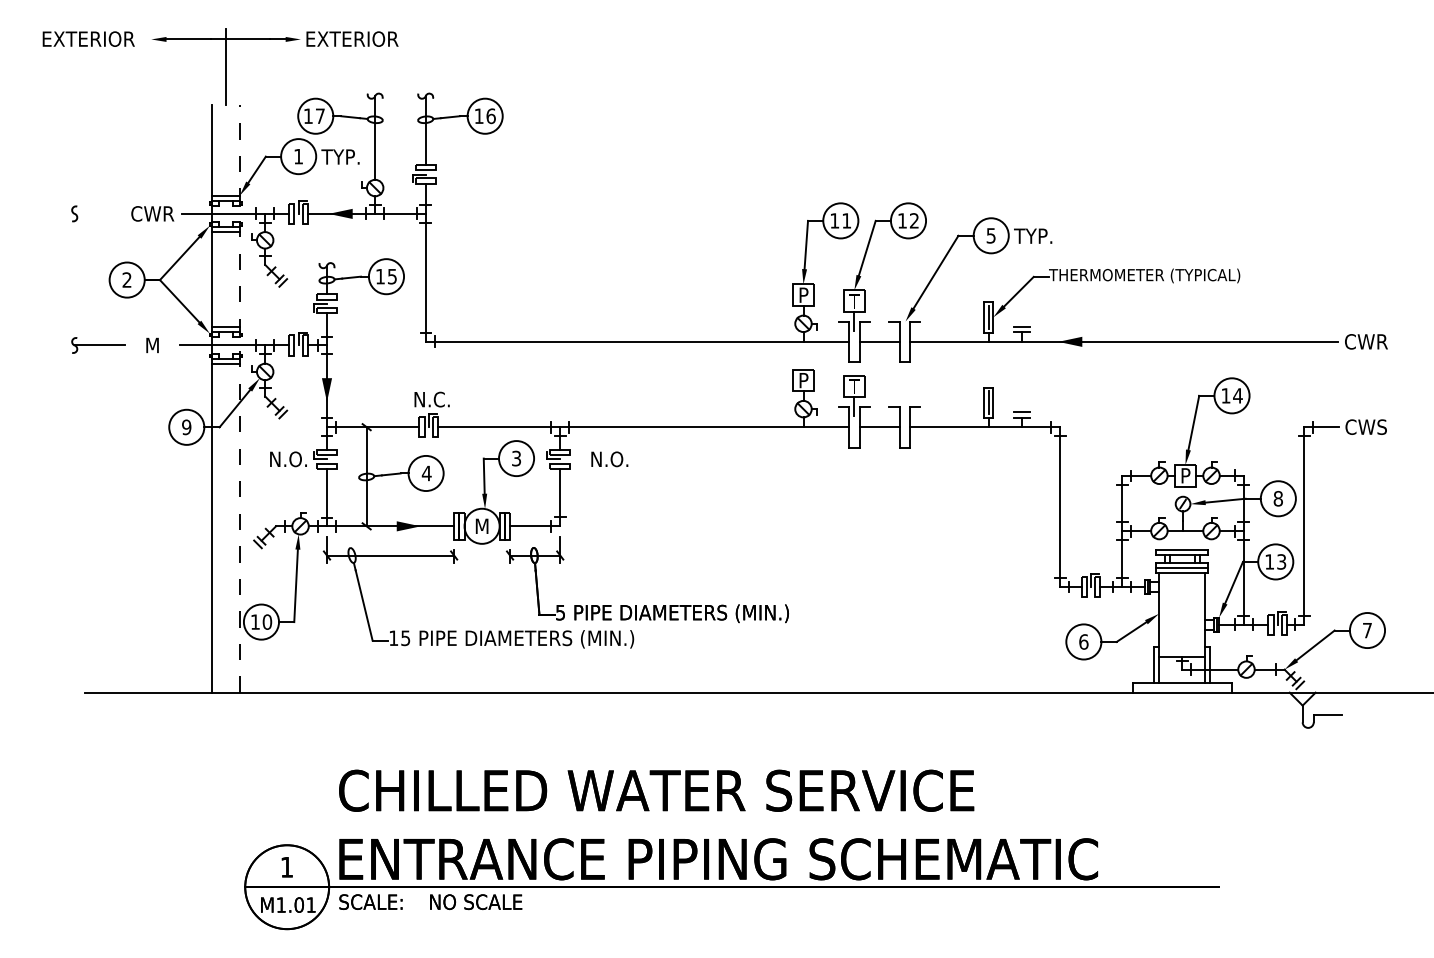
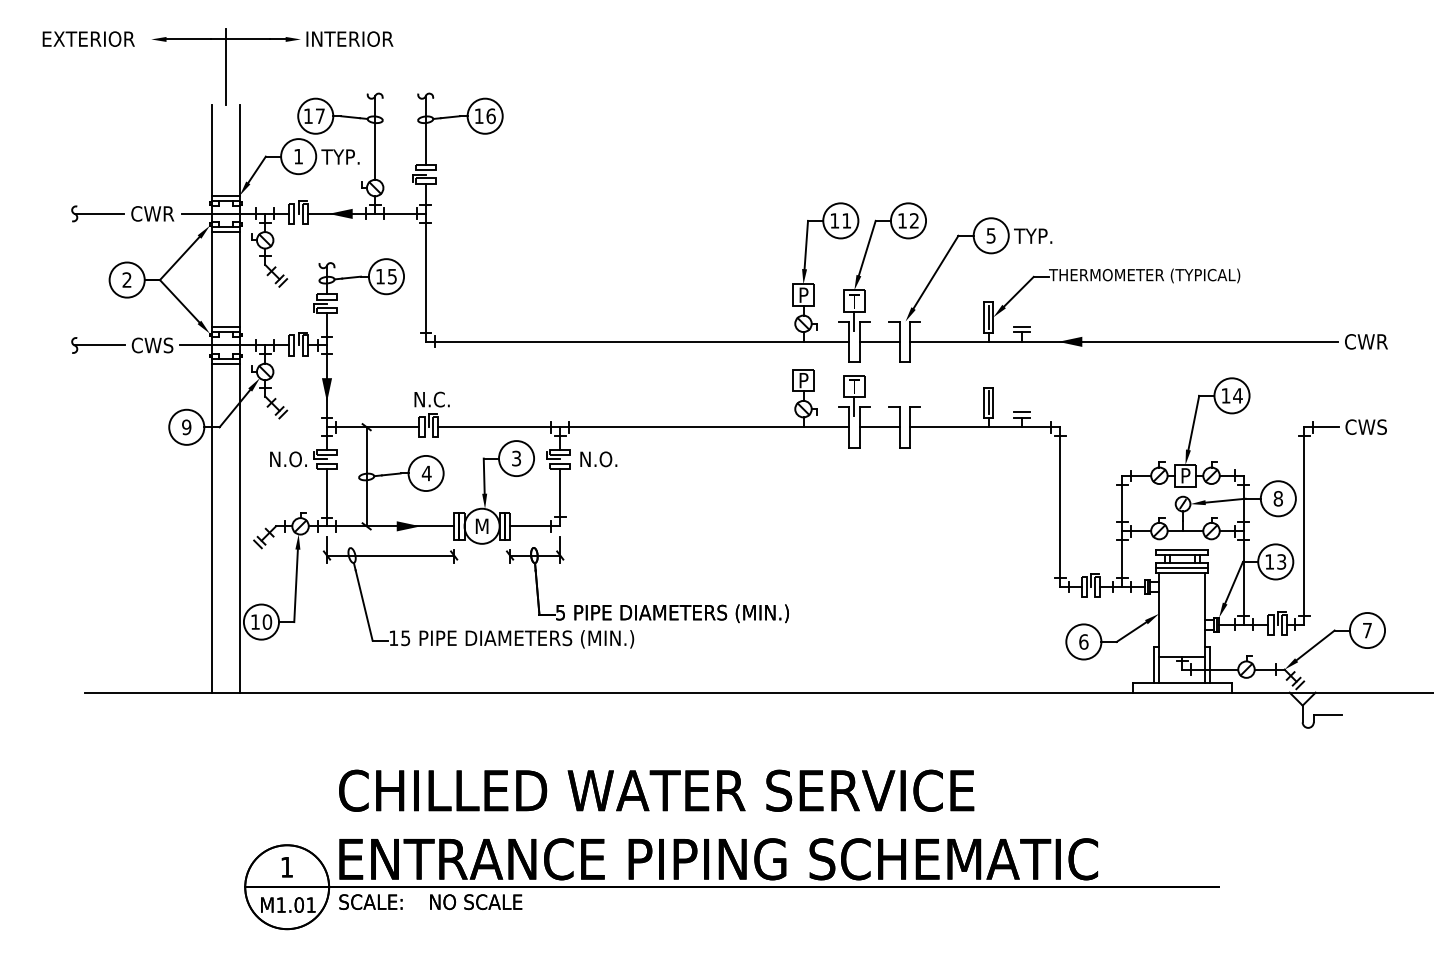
text: EXTERIOR -> INTERIOR (353, 38)
line: none -> present (99, 213)
text: M -> CWS (152, 345)
line: dashed -> solid (239, 398)
text position: (609, 459) -> (598, 459) (598, 459)
